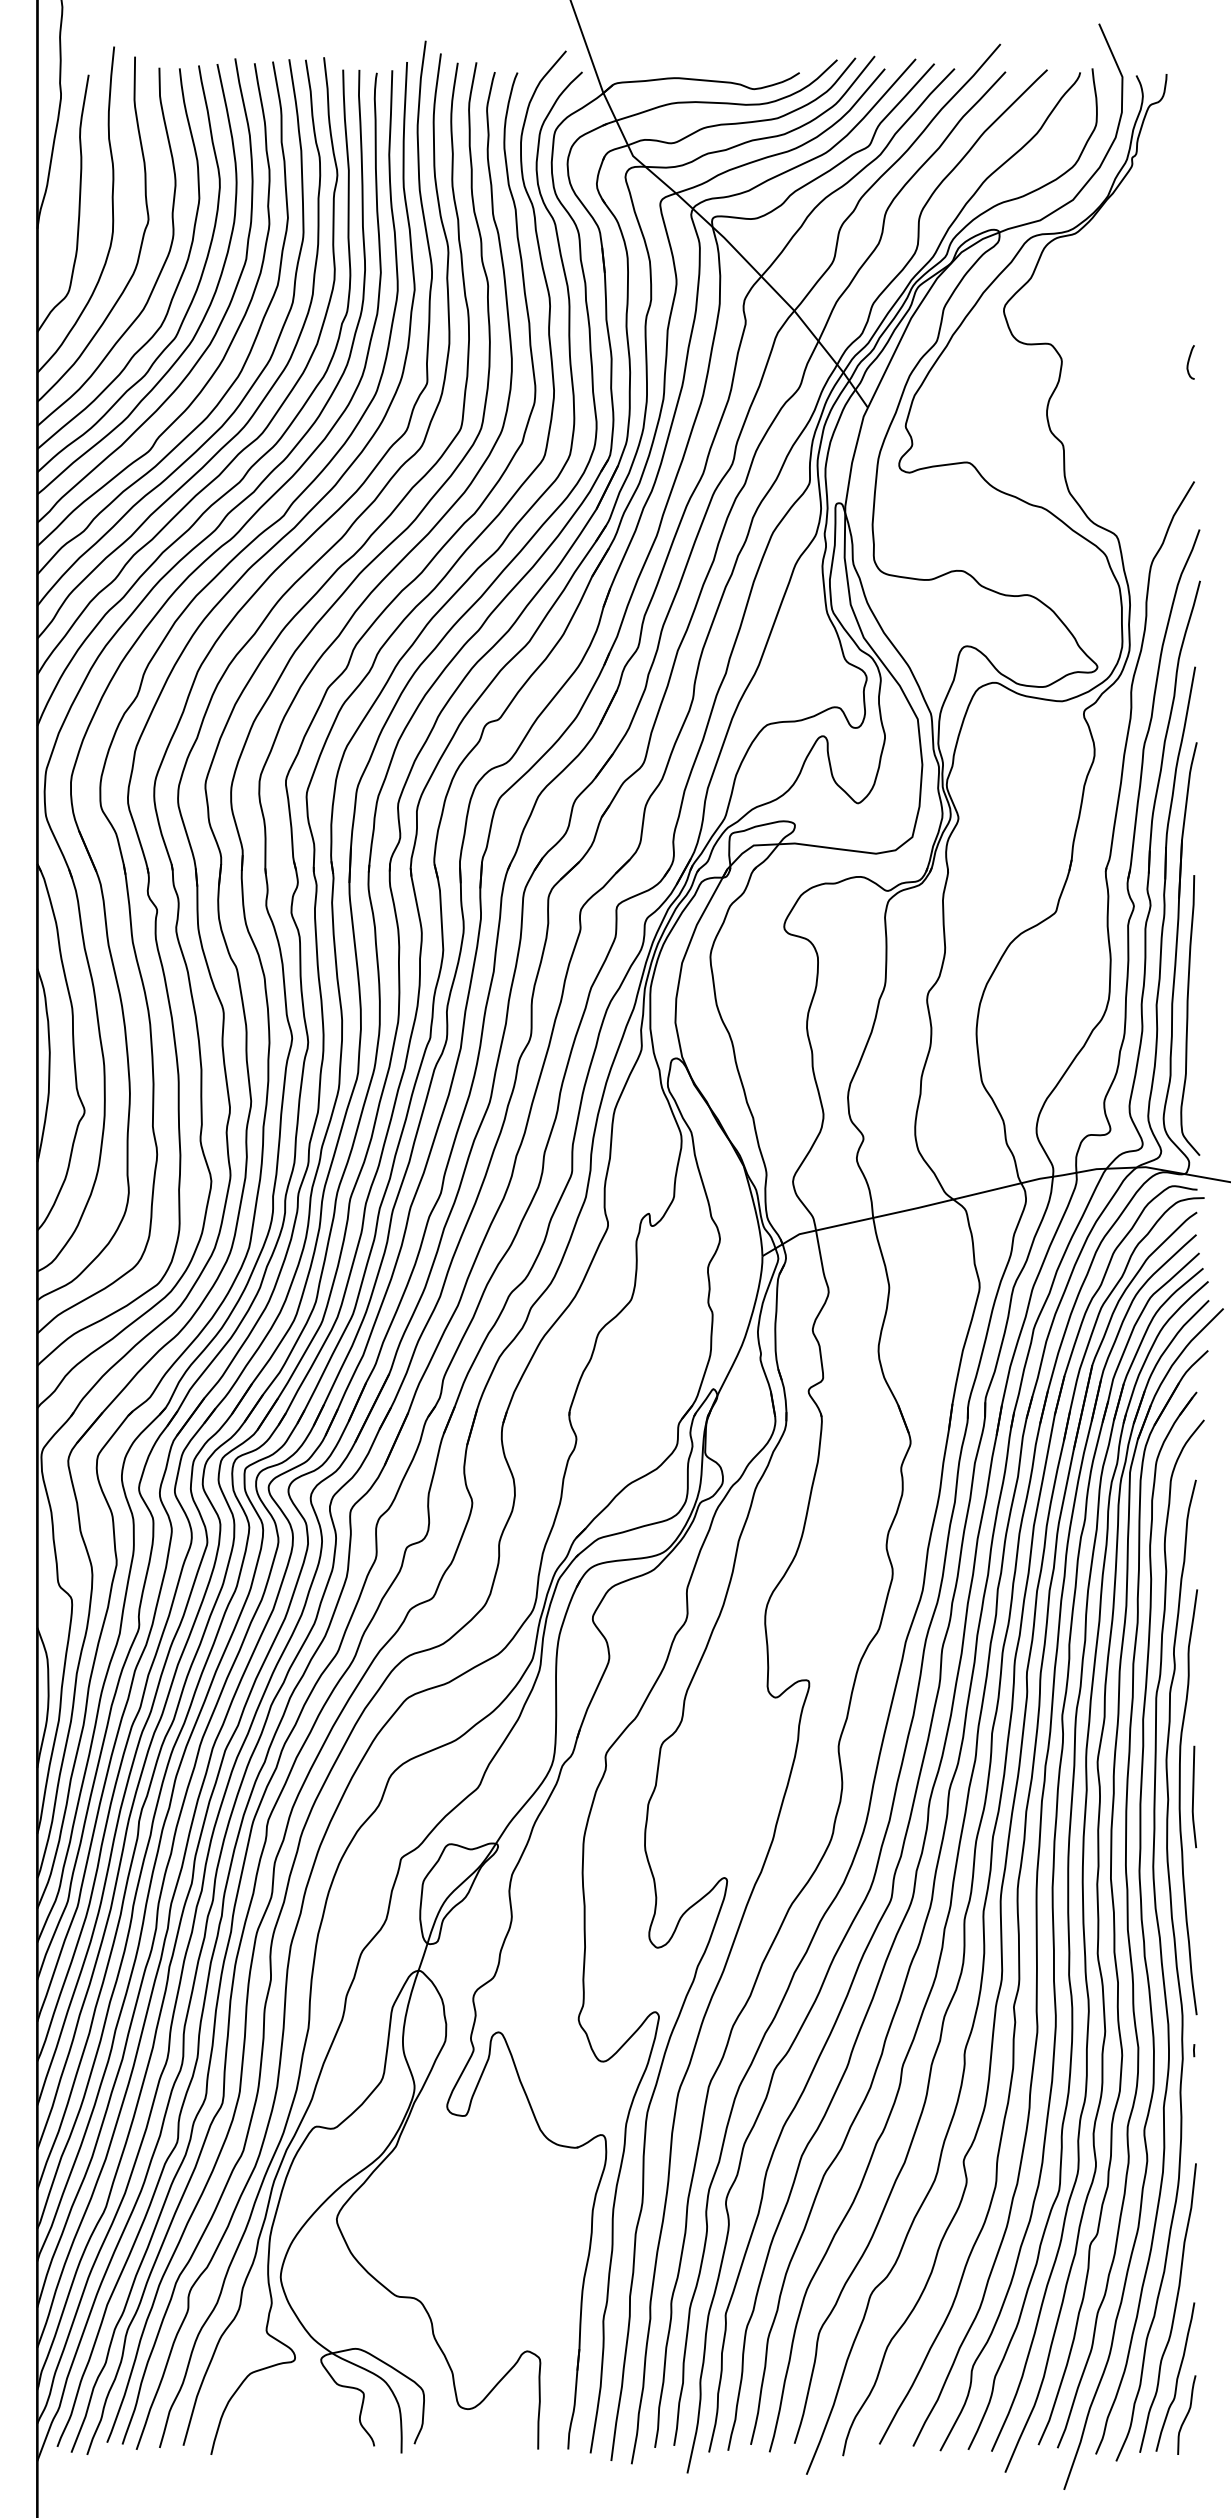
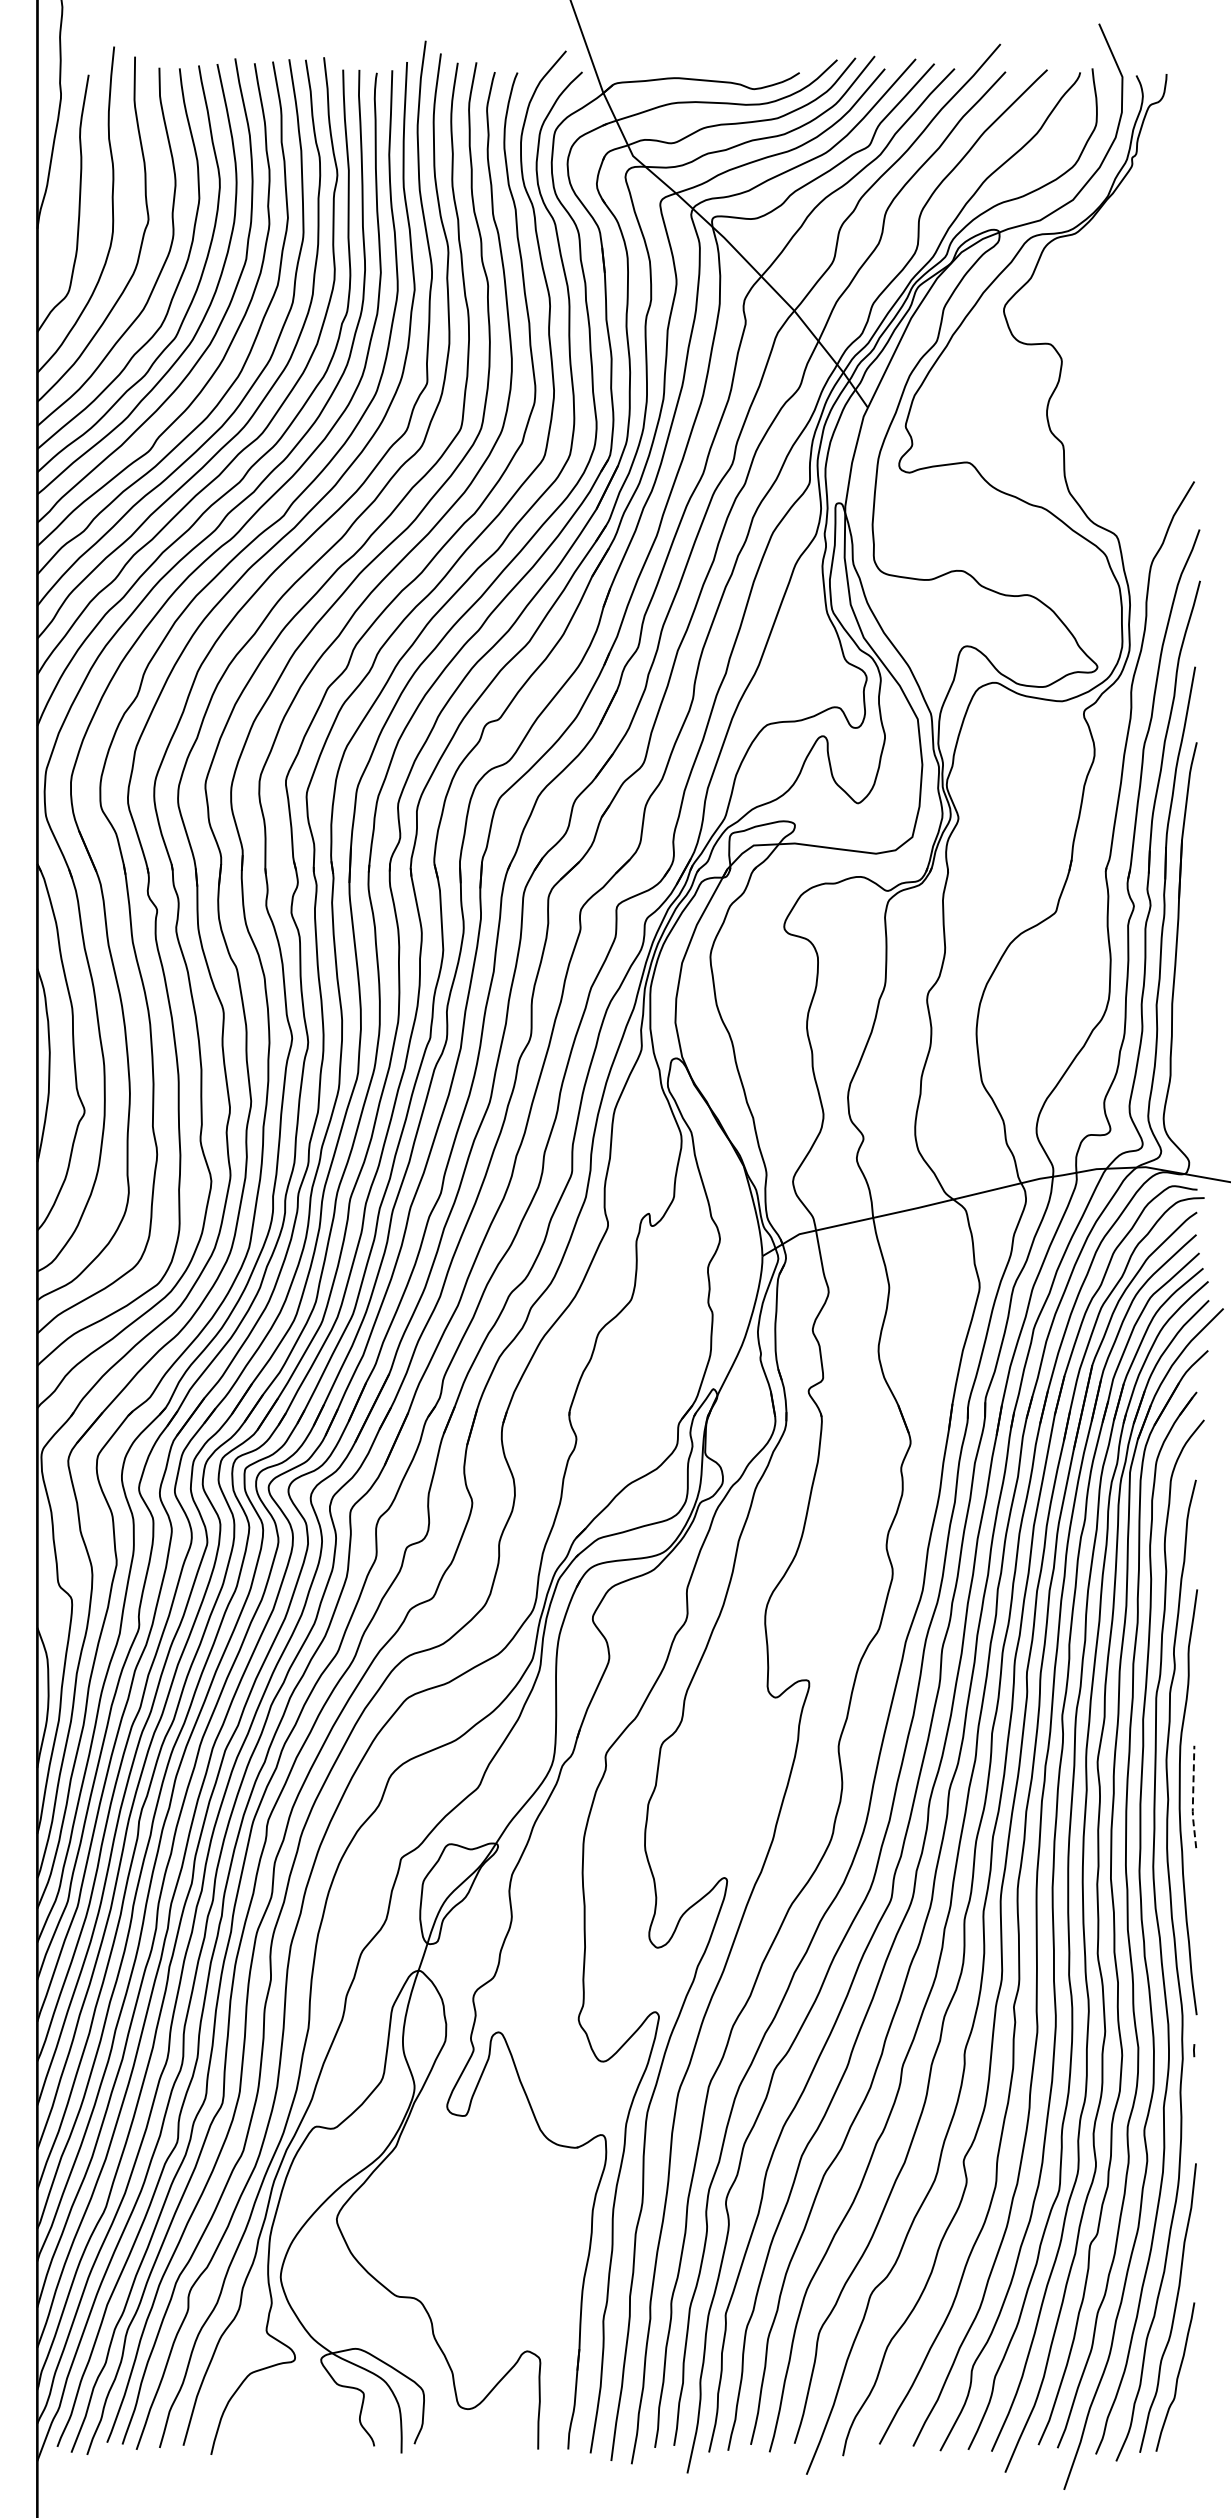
curve: present -> none (1189, 362)
curve: present -> none (1188, 1015)
line: solid -> dashed (1193, 1798)
curve: present -> none (1186, 2414)
